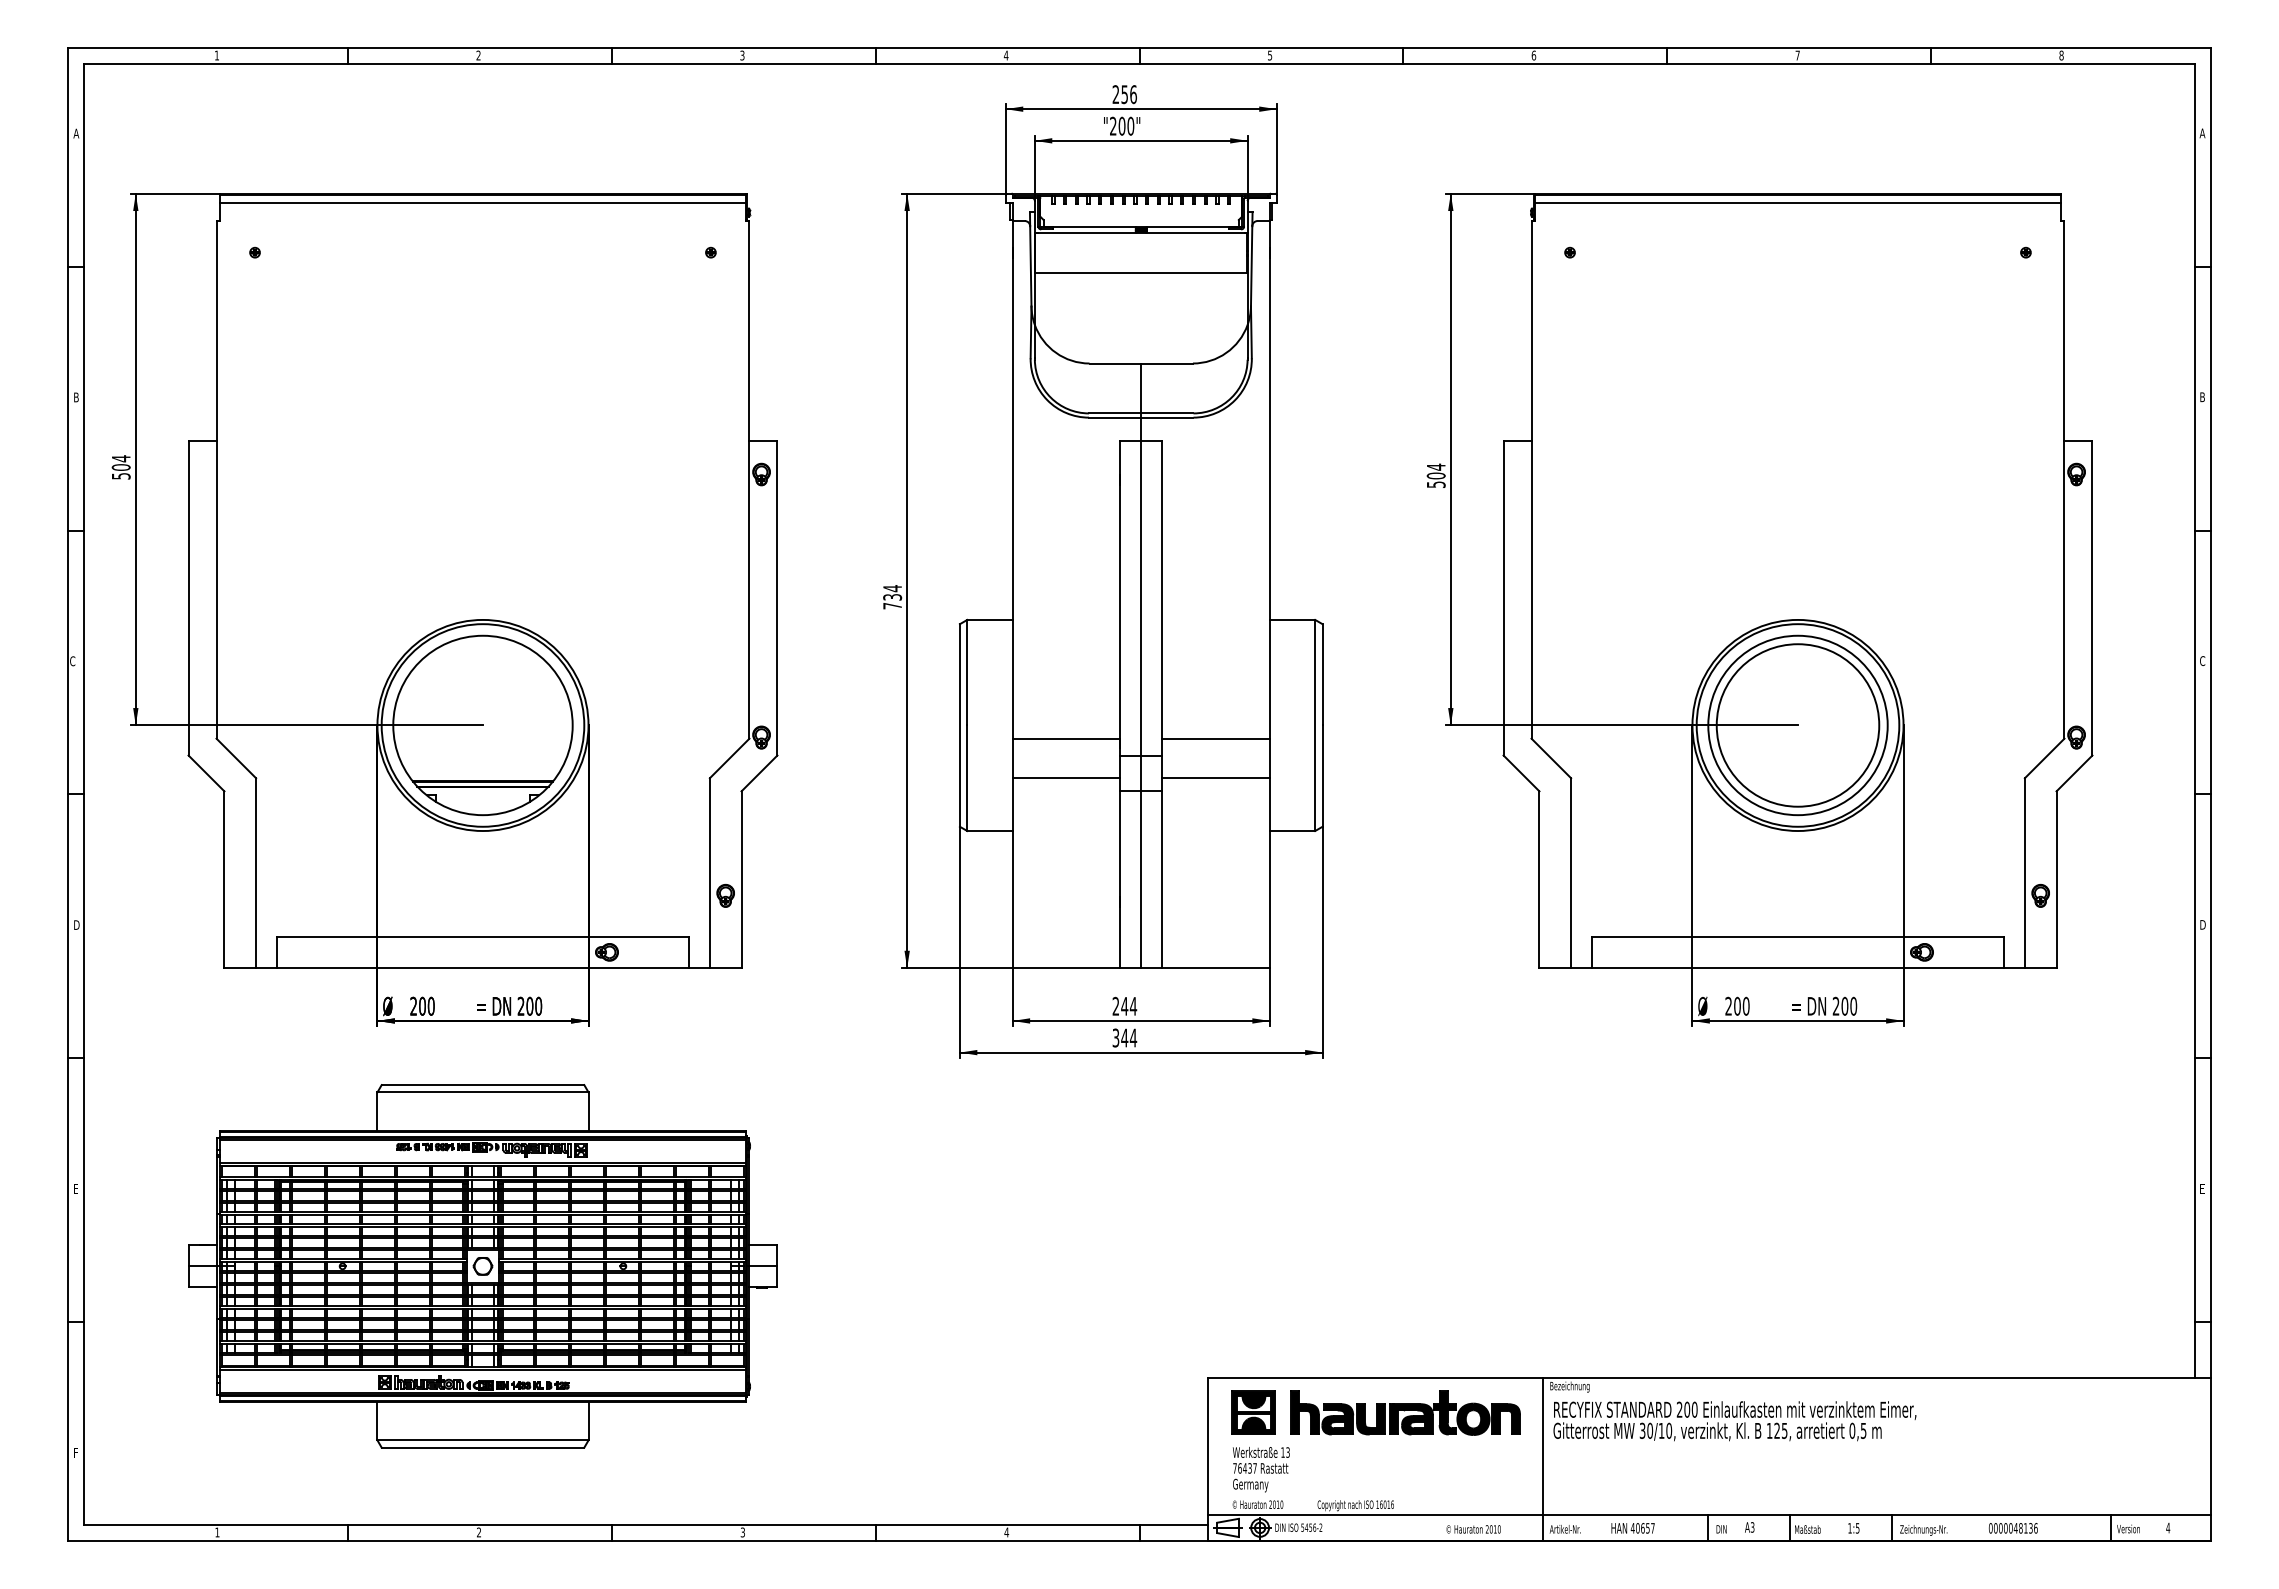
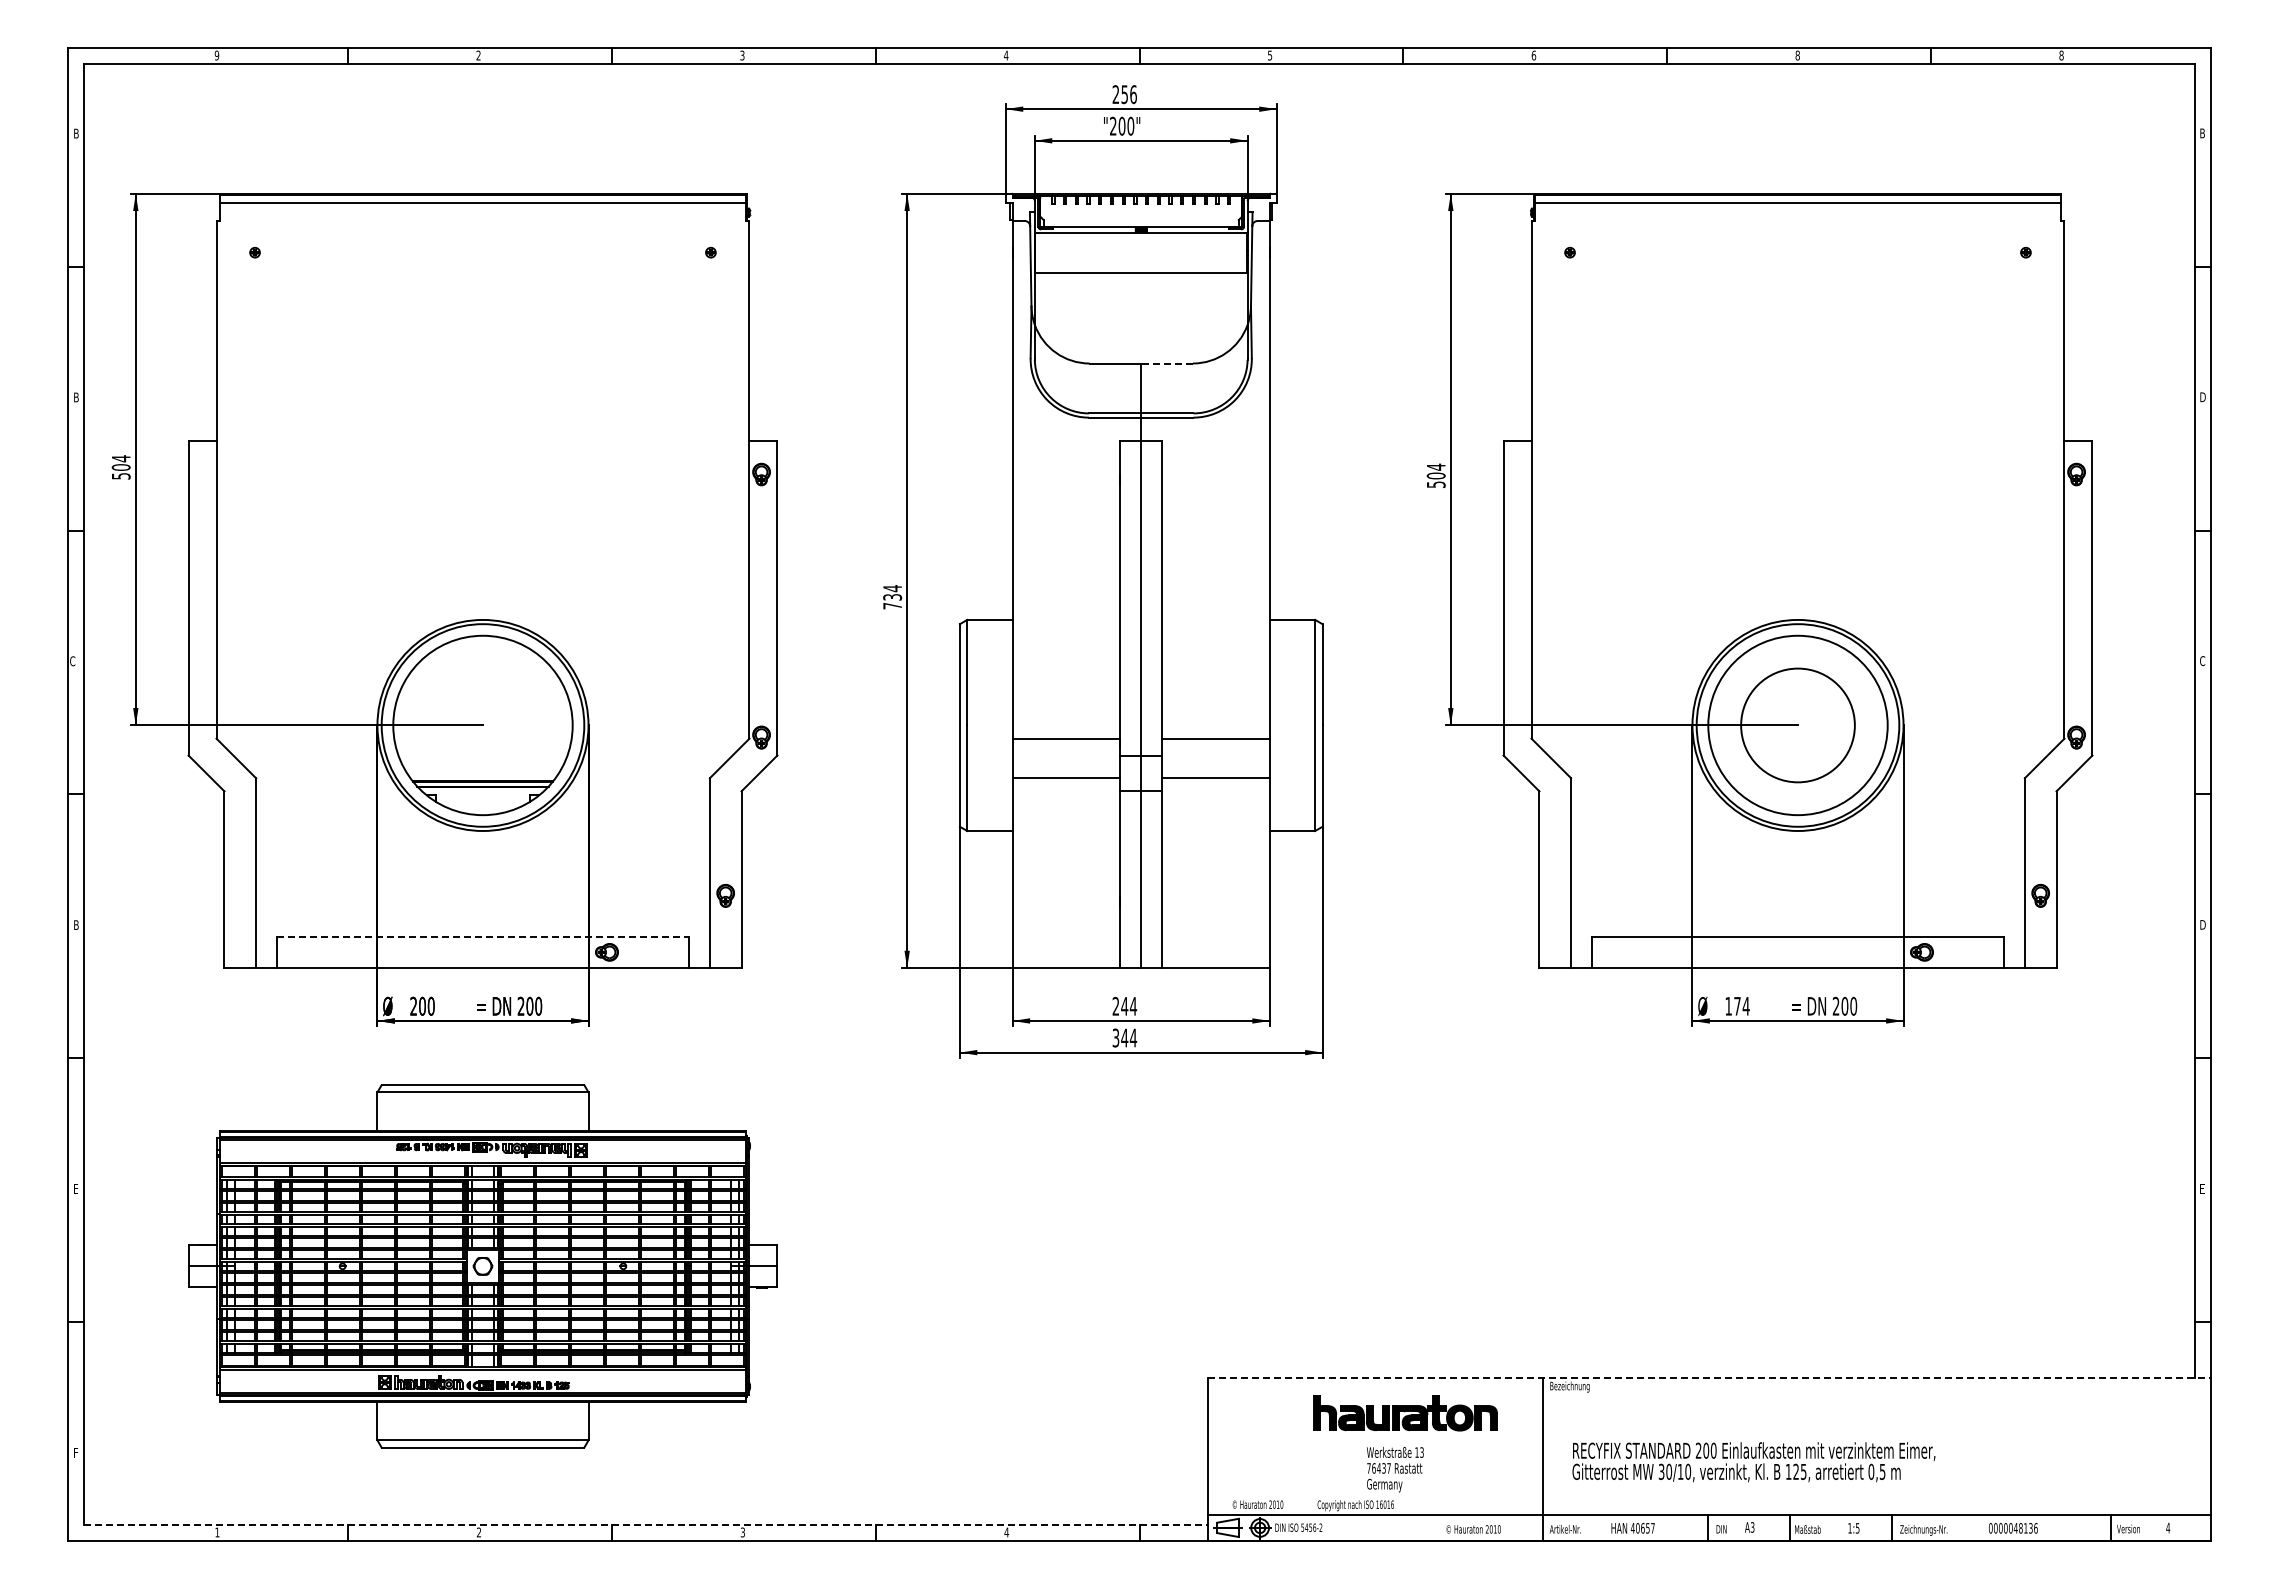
text: 1 -> 9 (216, 55)
text: 7 -> 8 (1797, 55)
text: A -> B (76, 133)
text: A -> B (2202, 133)
line: solid -> dashed (1167, 363)
text: B -> D (2203, 396)
circle diameter: 163 px -> 114 px (1797, 725)
text: D -> B (77, 924)
line: solid -> dashed (482, 936)
text: 200 -> 174 (1737, 1005)
line: solid -> dashed (1709, 1377)
part: present -> none (1253, 1412)
part size: 231x46 px -> 185x37 px (1405, 1413)
text position: (1734, 1421) -> (1753, 1462) (1753, 1462)
text position: (1261, 1469) -> (1395, 1469) (1395, 1469)
line: solid -> dashed (646, 1525)
